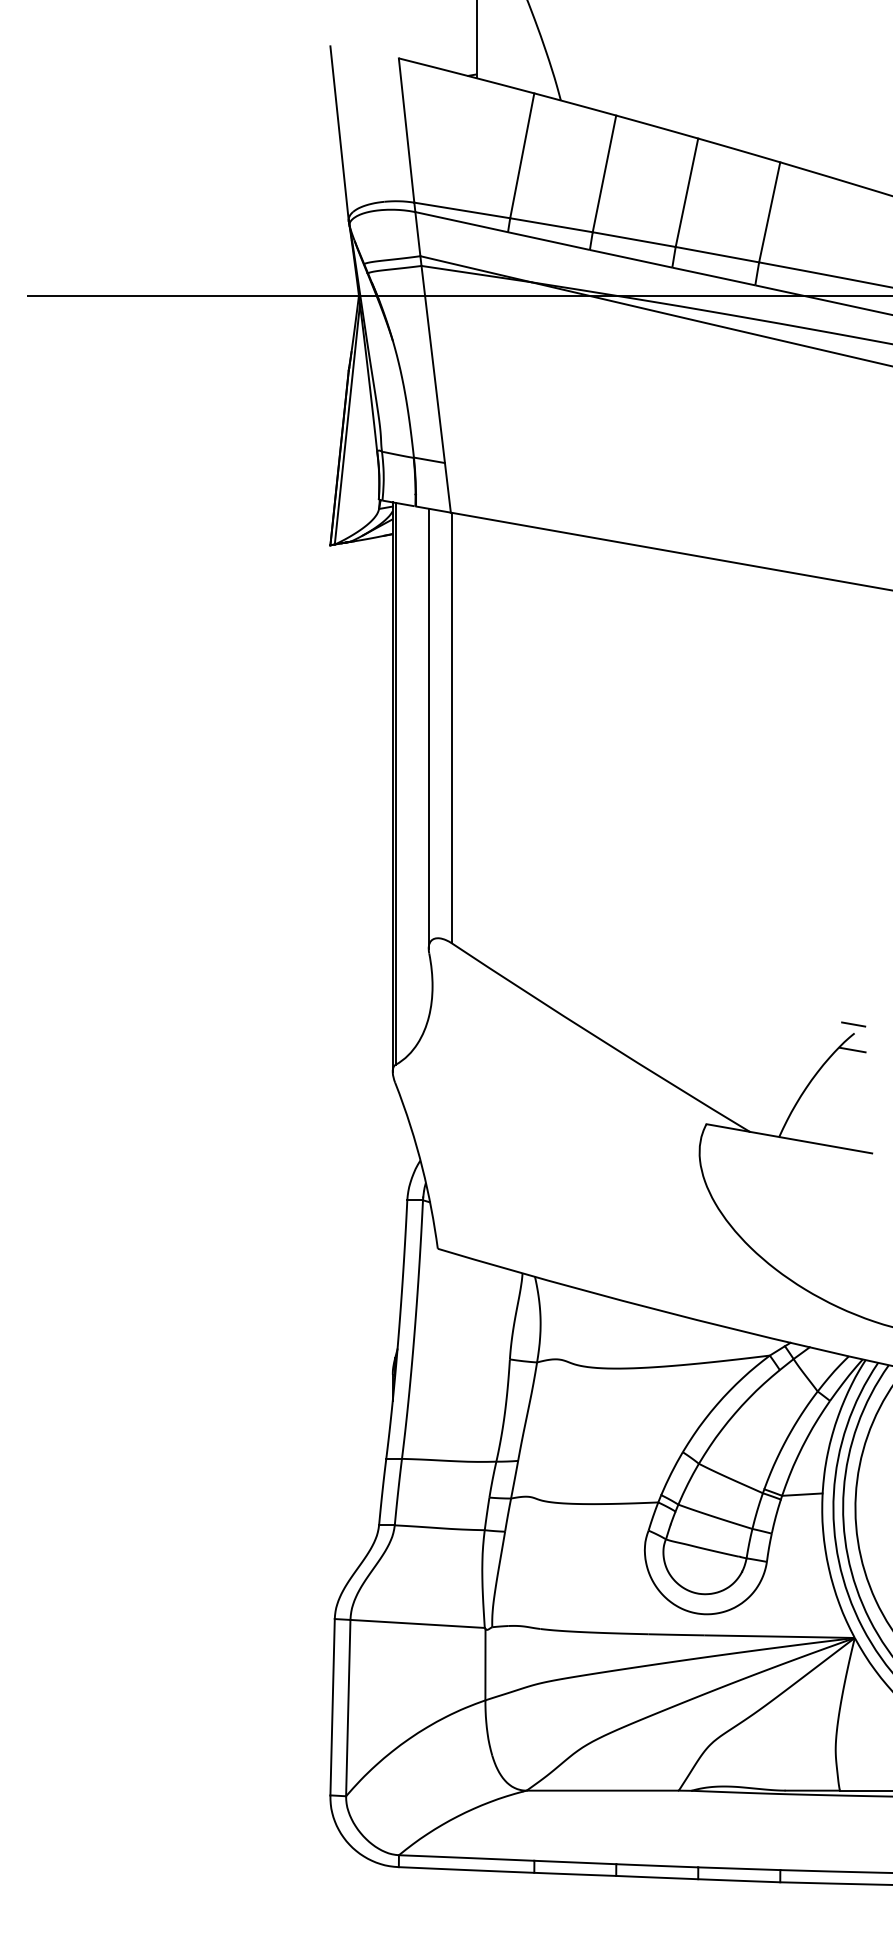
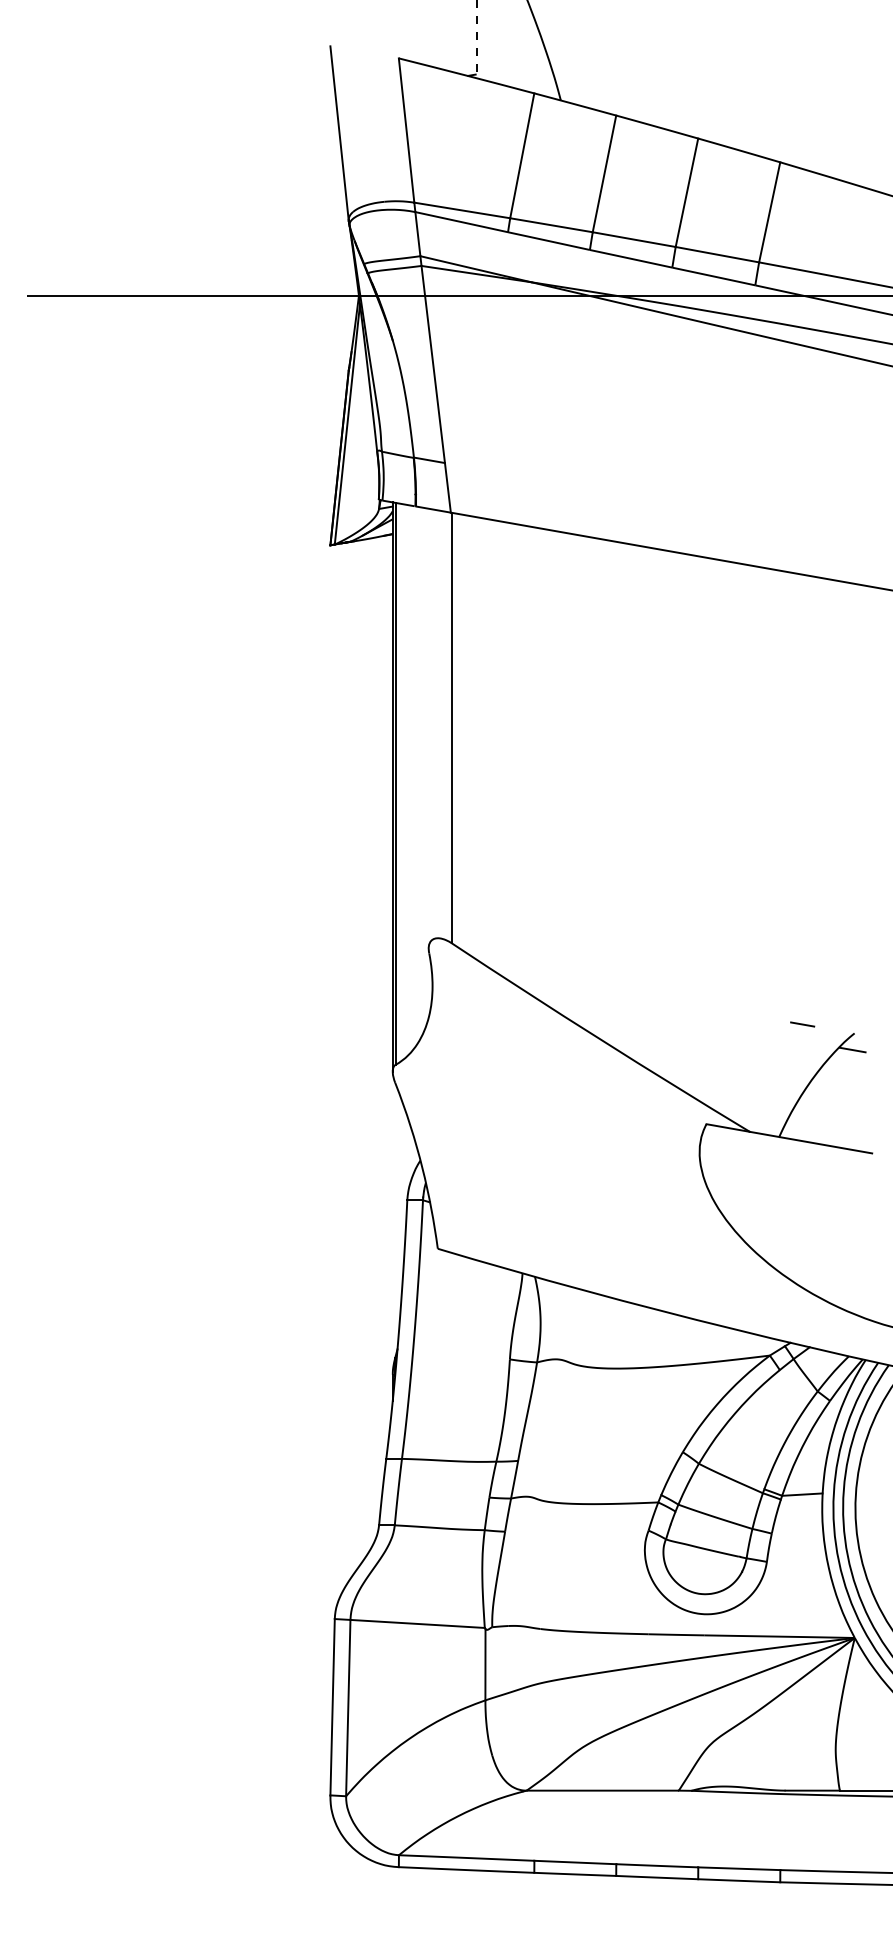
line: solid -> dashed (476, 39)
line: present -> none (428, 728)
line position: (853, 1024) -> (802, 1024) (802, 1024)
